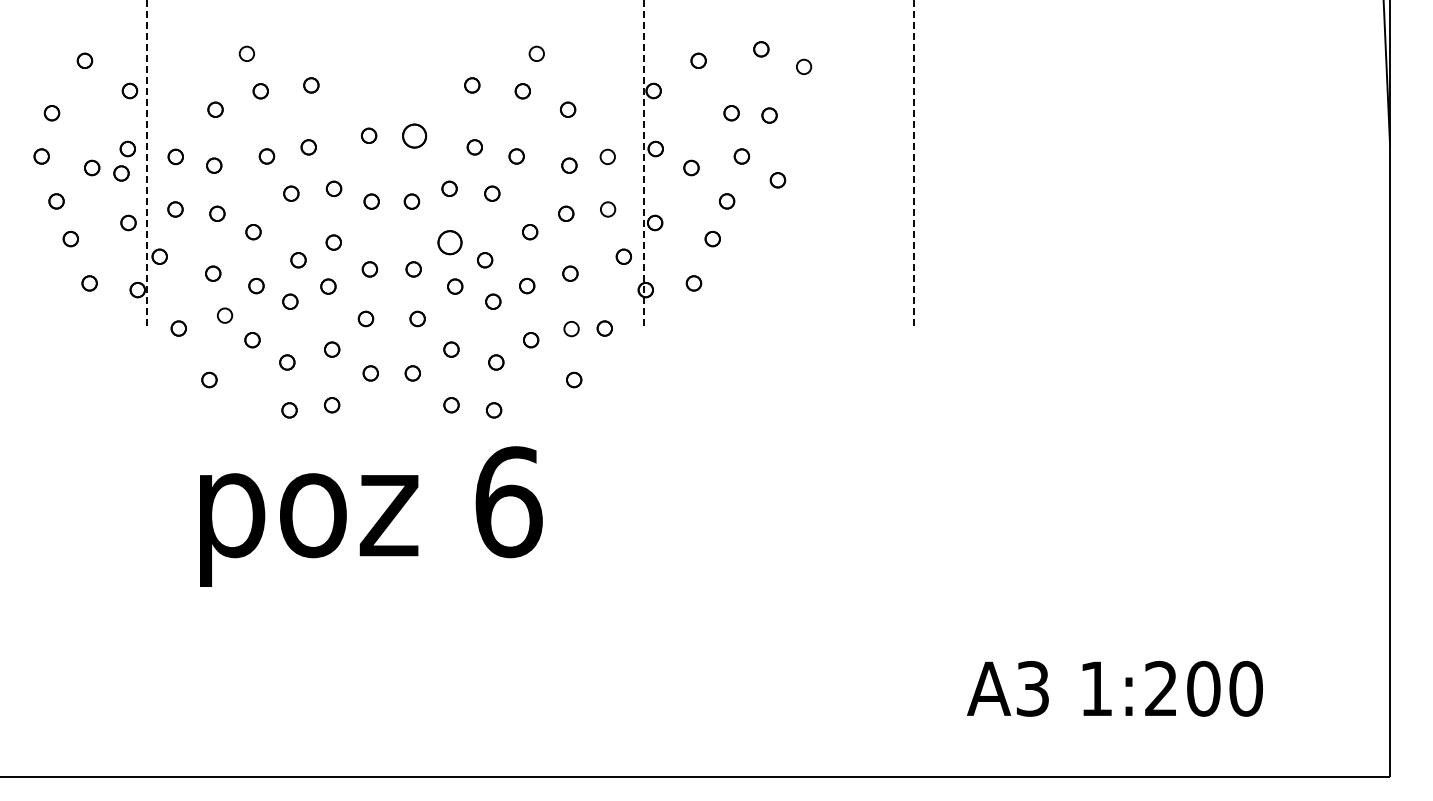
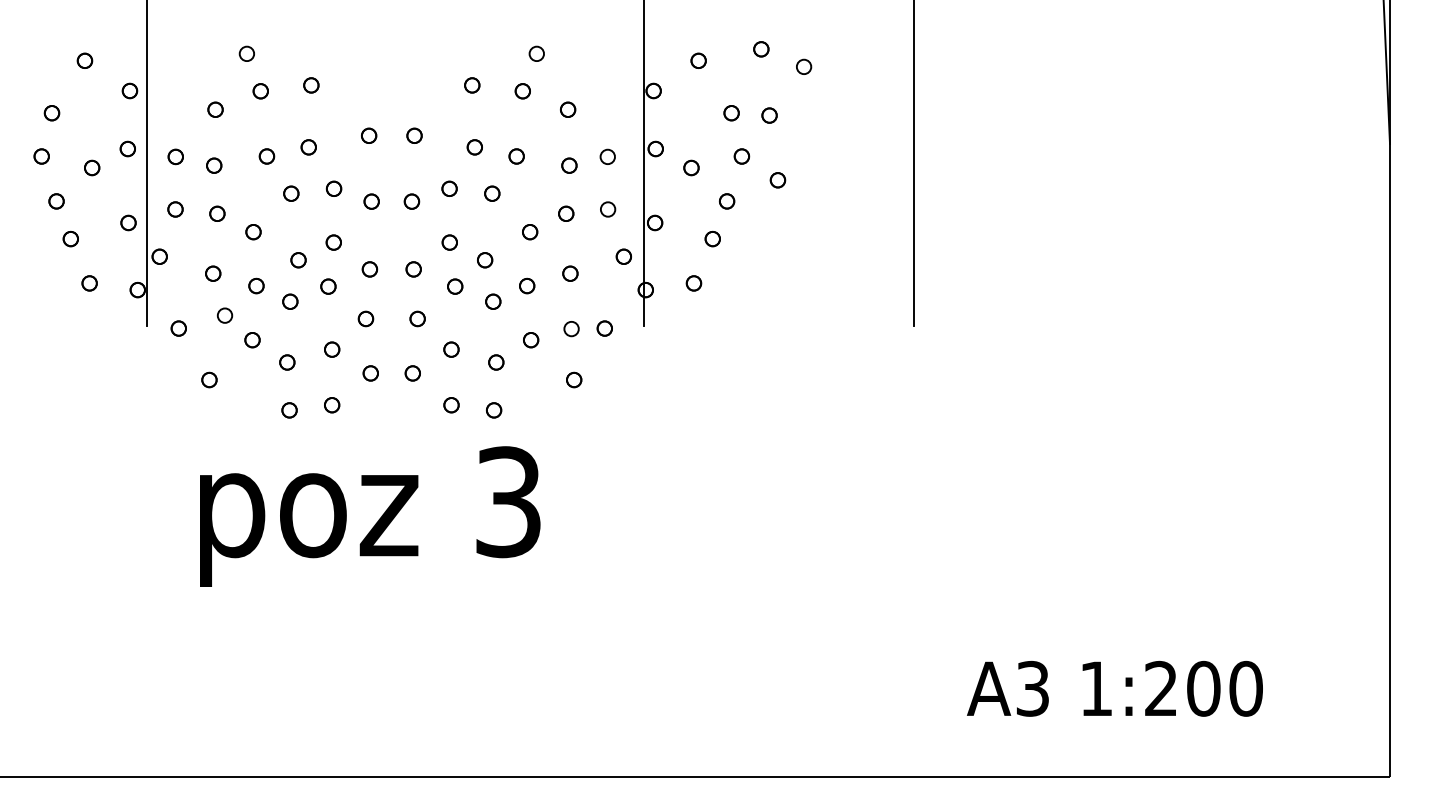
circle size: 26x26 px -> 17x17 px (414, 135)
line: dashed -> solid (147, 162)
line: dashed -> solid (644, 162)
line: dashed -> solid (914, 162)
circle: present -> none (121, 173)
circle size: 26x26 px -> 17x17 px (449, 242)
text: 6 -> 3 (508, 502)
